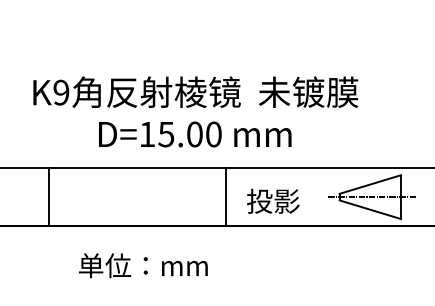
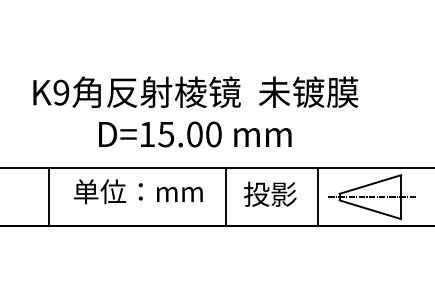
line: none -> present (317, 196)
text position: (273, 200) -> (270, 193) (270, 193)
text position: (142, 265) -> (137, 191) (137, 191)
